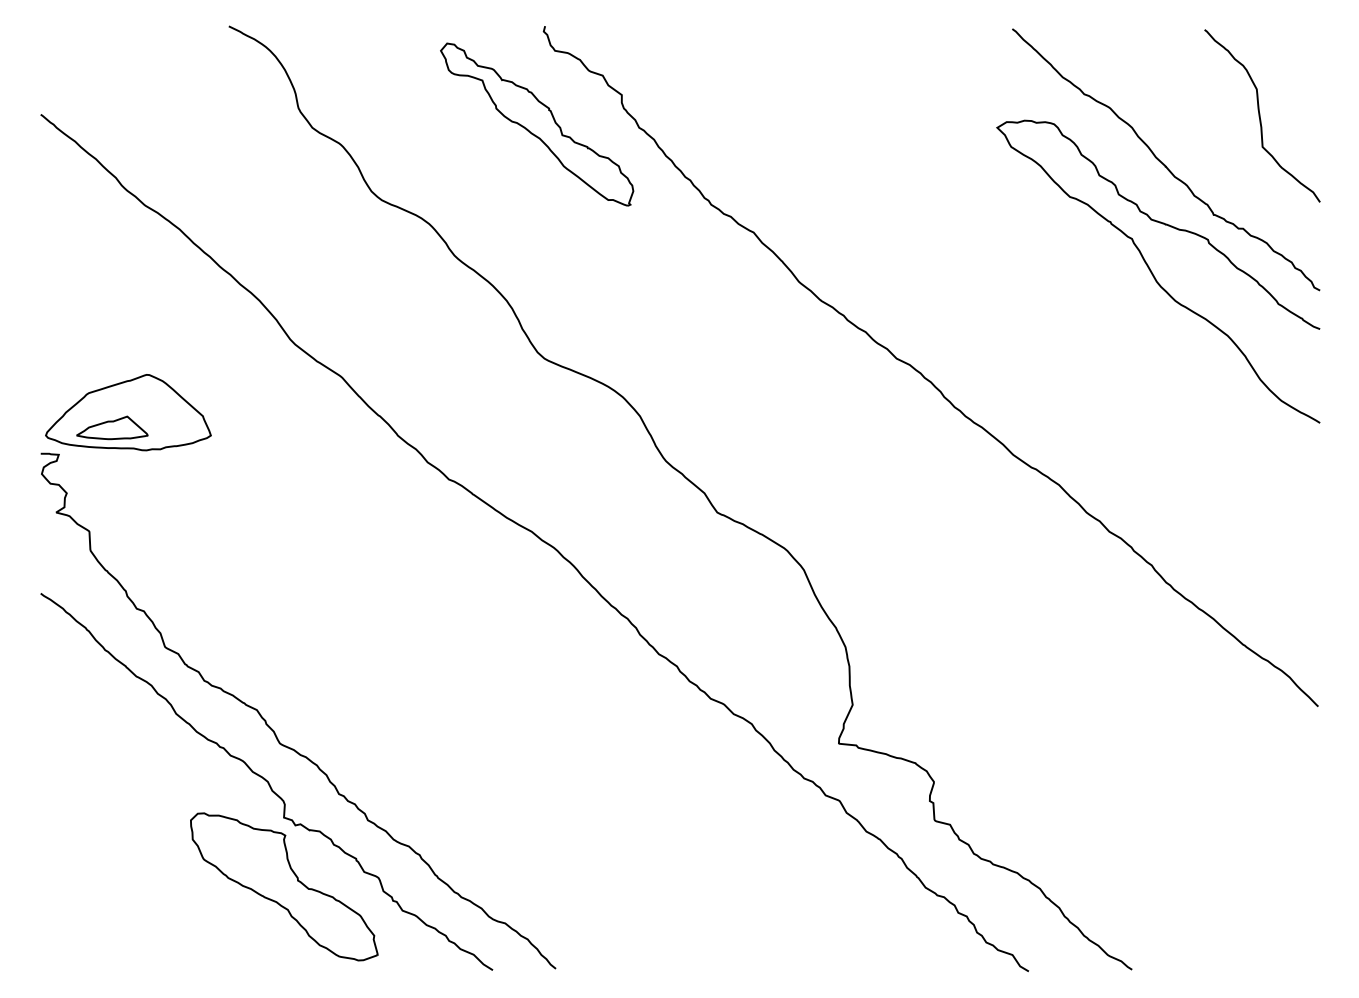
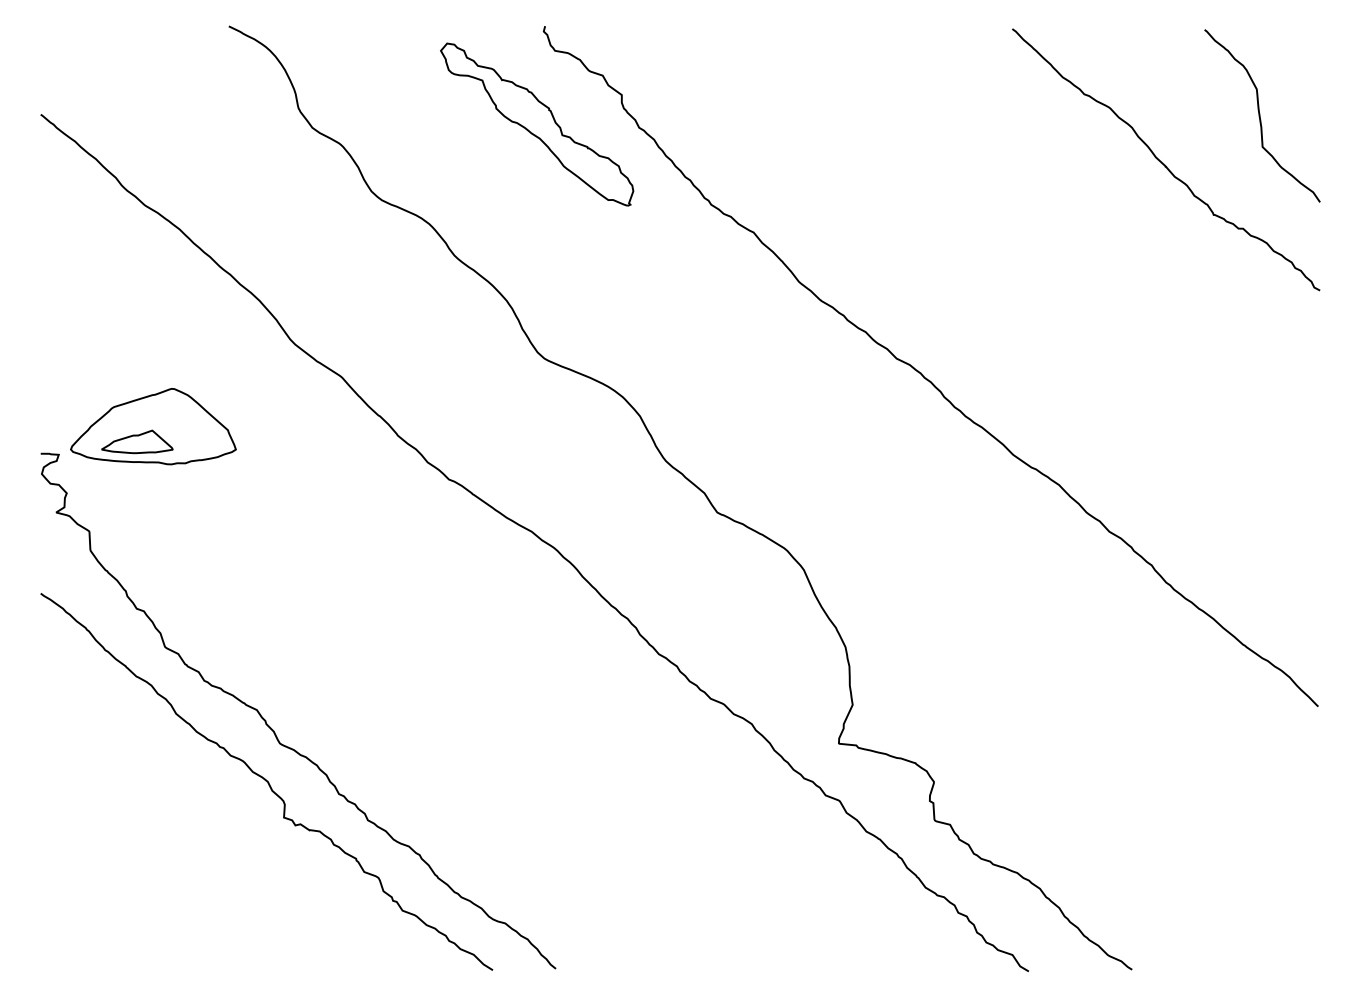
curve: present -> none (1153, 273)
part position: (128, 412) -> (153, 426) (153, 426)
part: present -> none (284, 886)
